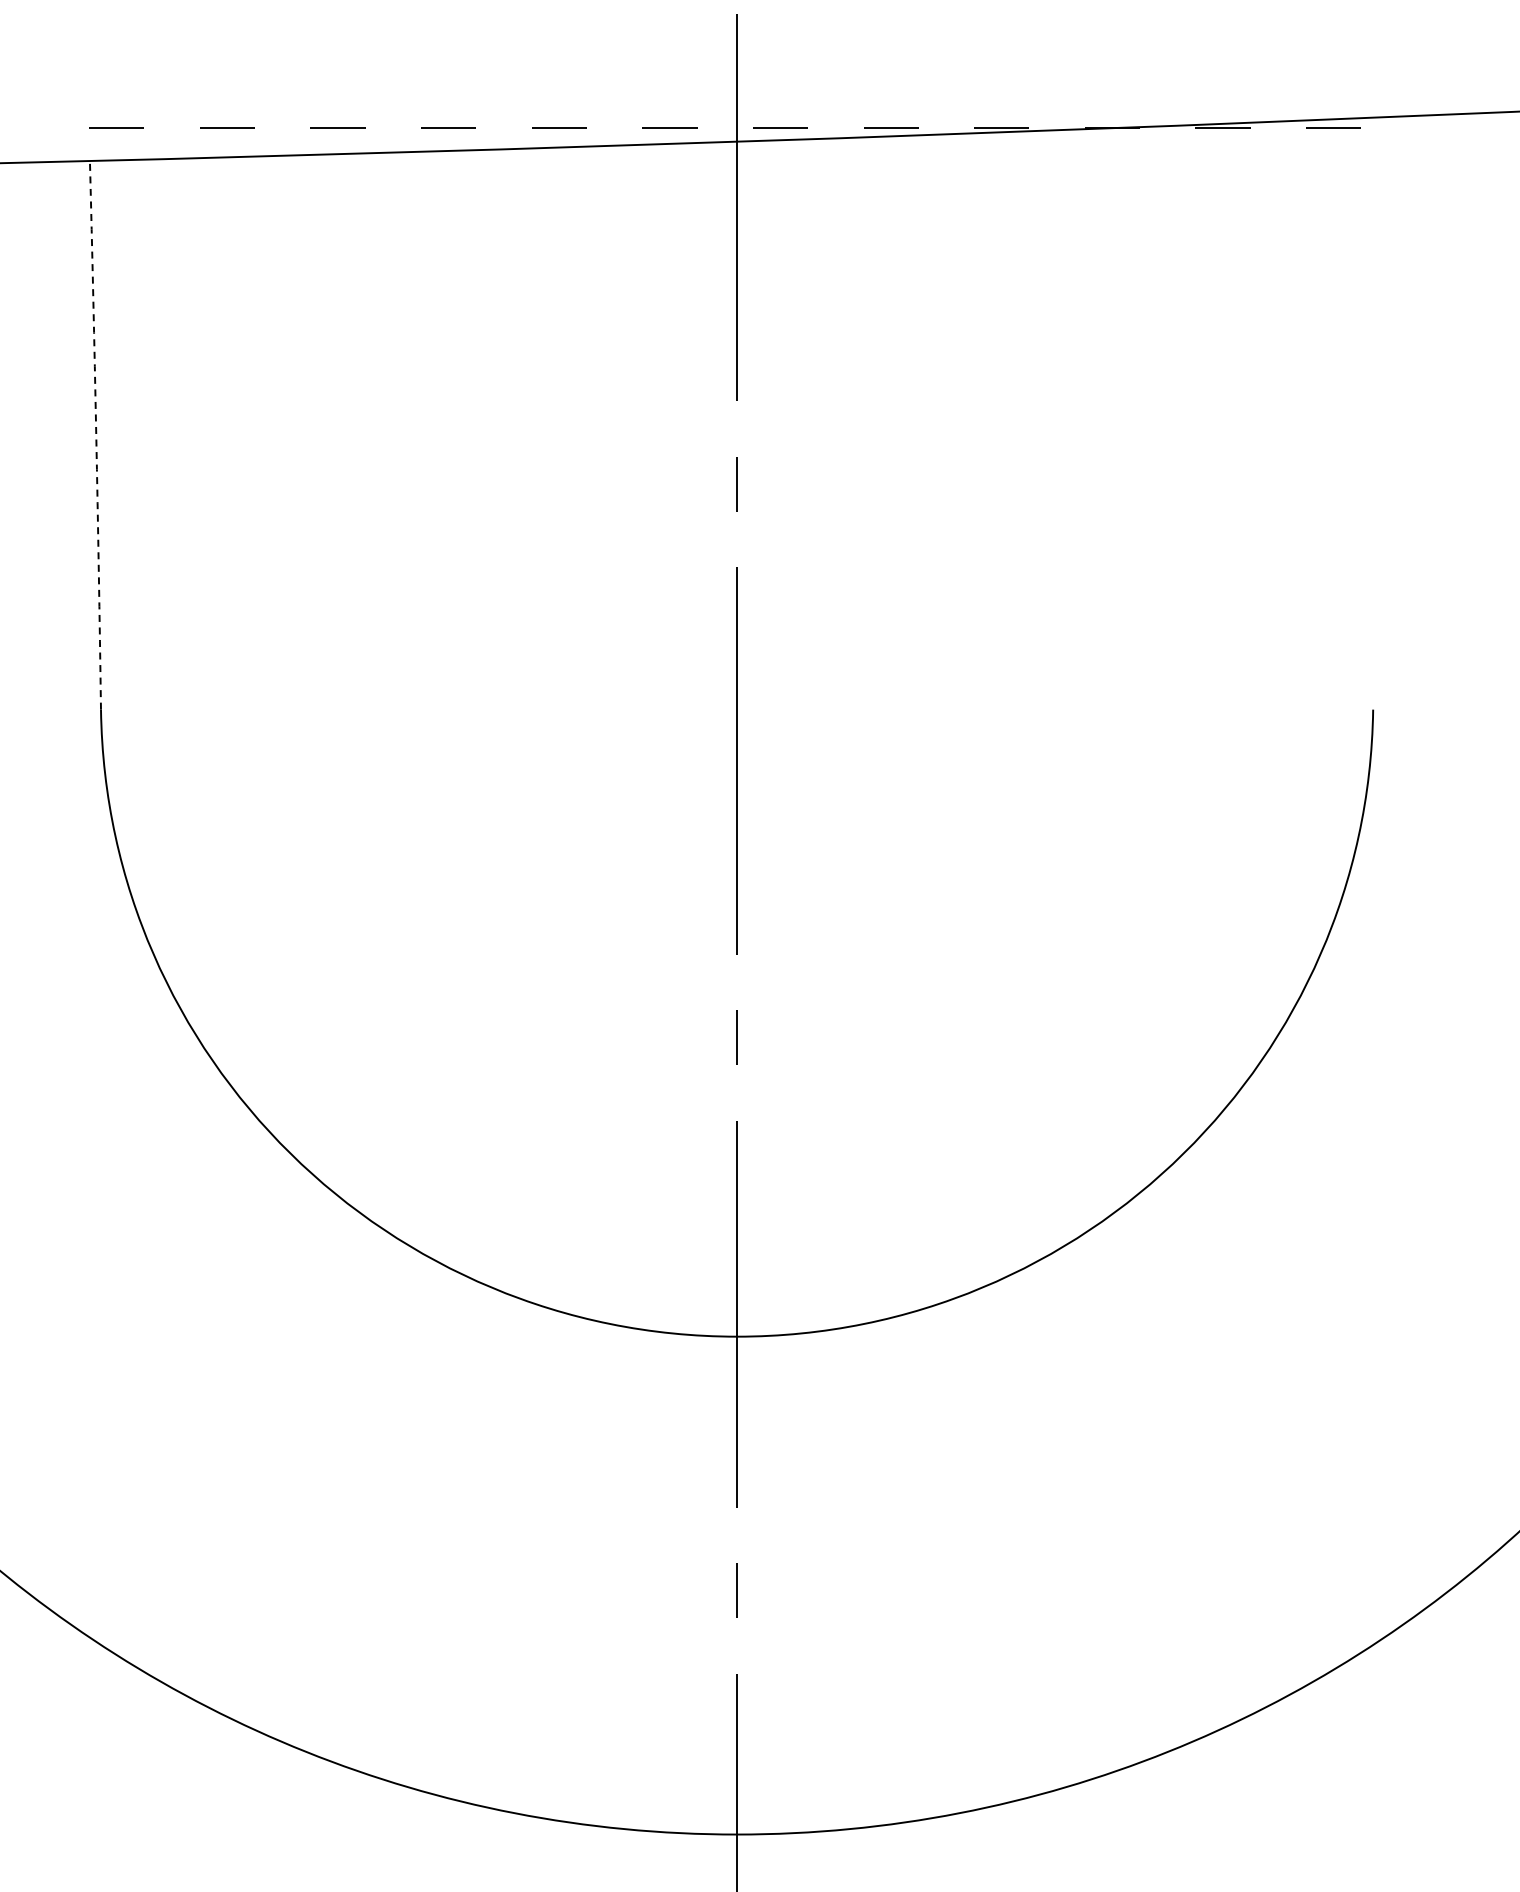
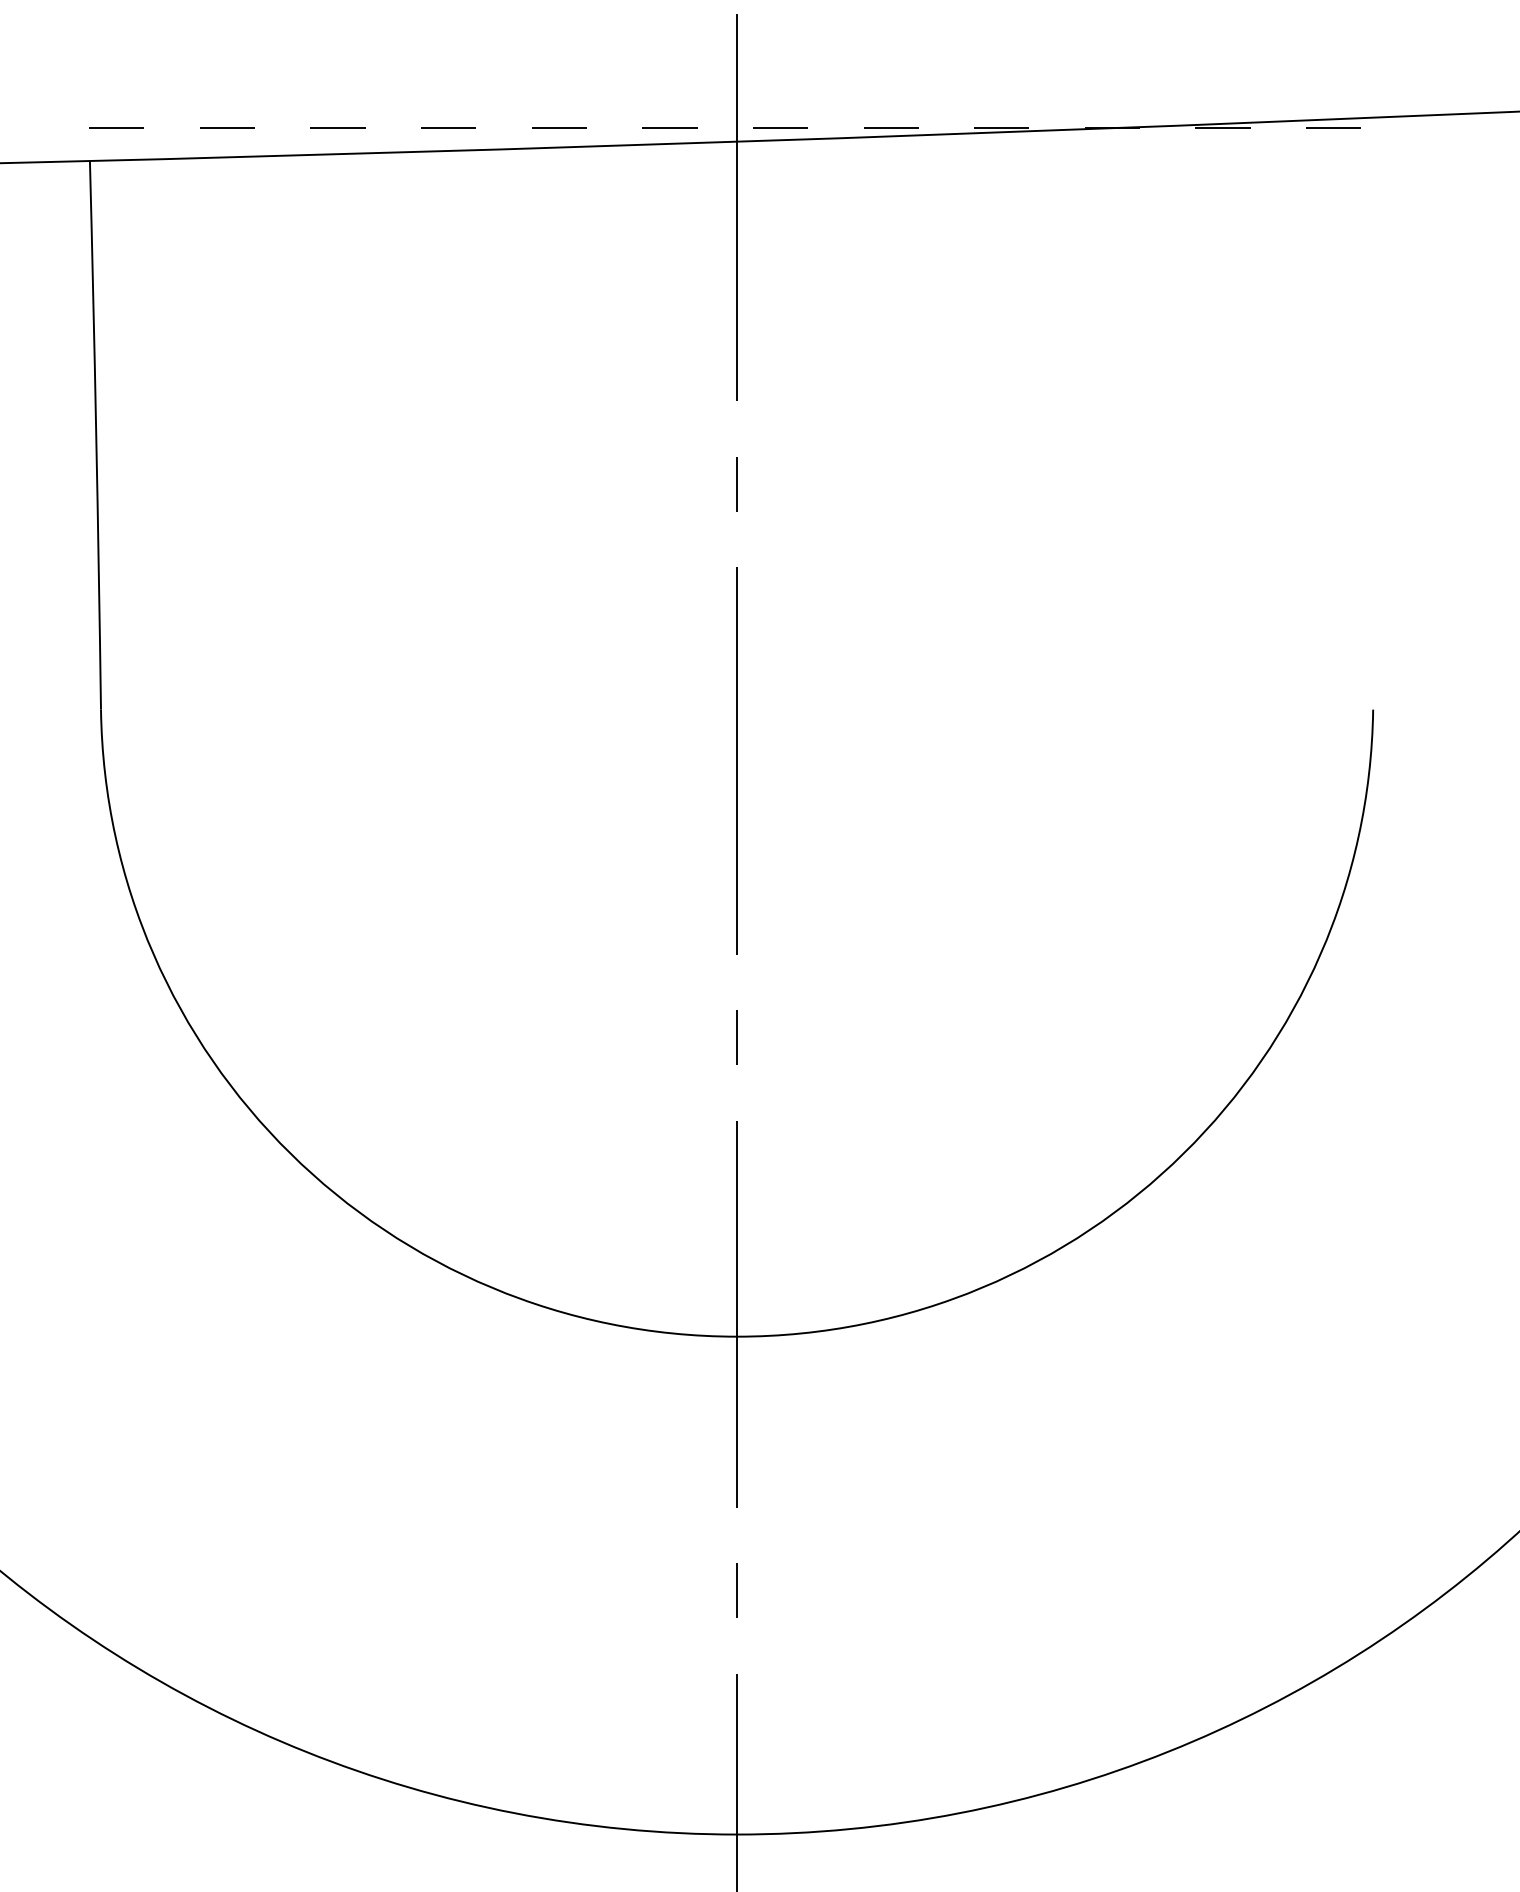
arc: dashed -> solid (96, 435)
